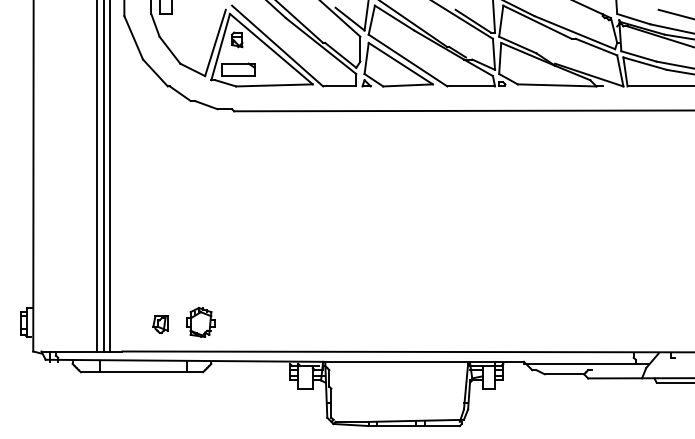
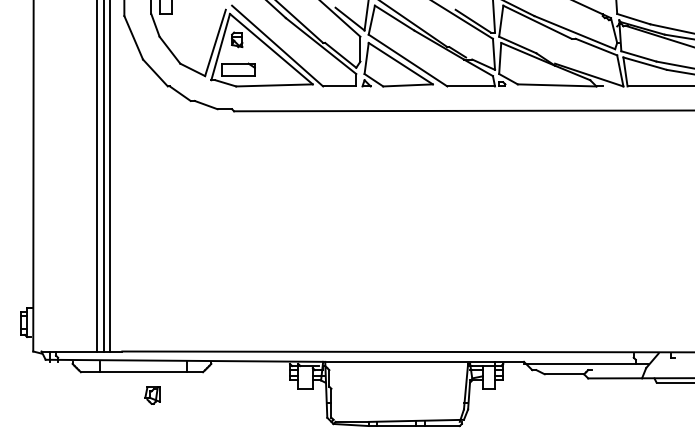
line: present -> none (674, 13)
part: present -> none (200, 322)
part position: (160, 324) -> (152, 395) (152, 395)
